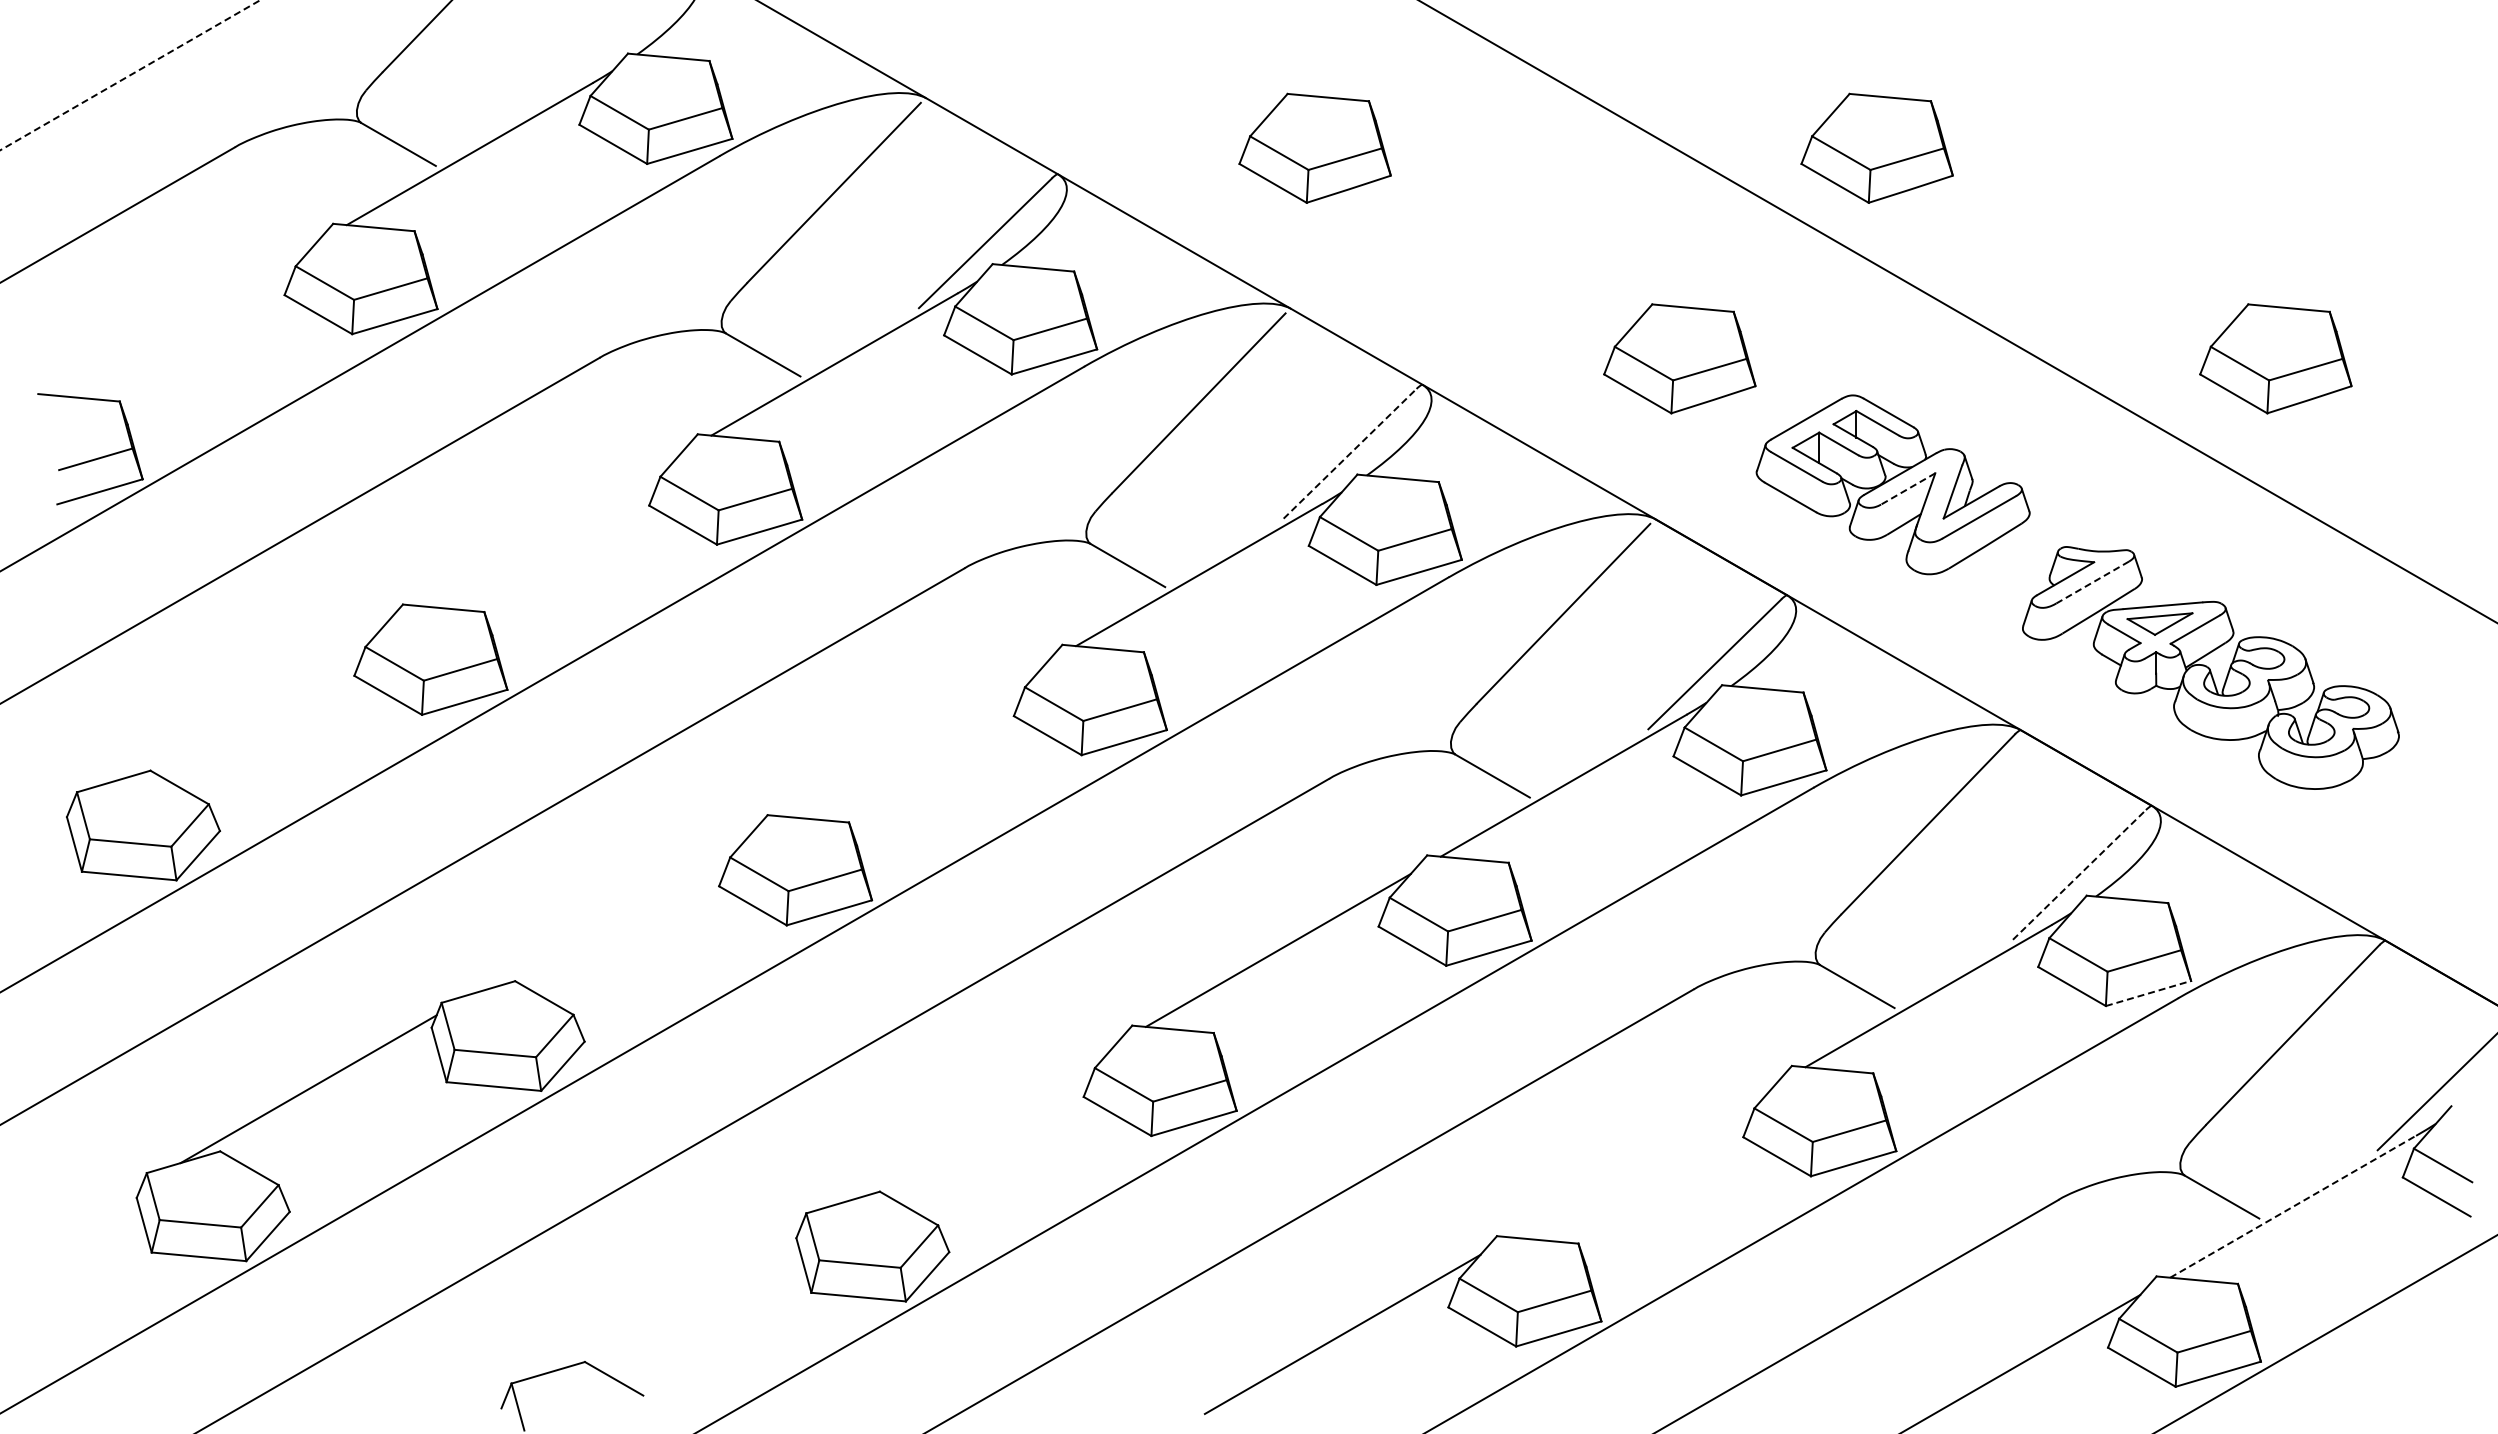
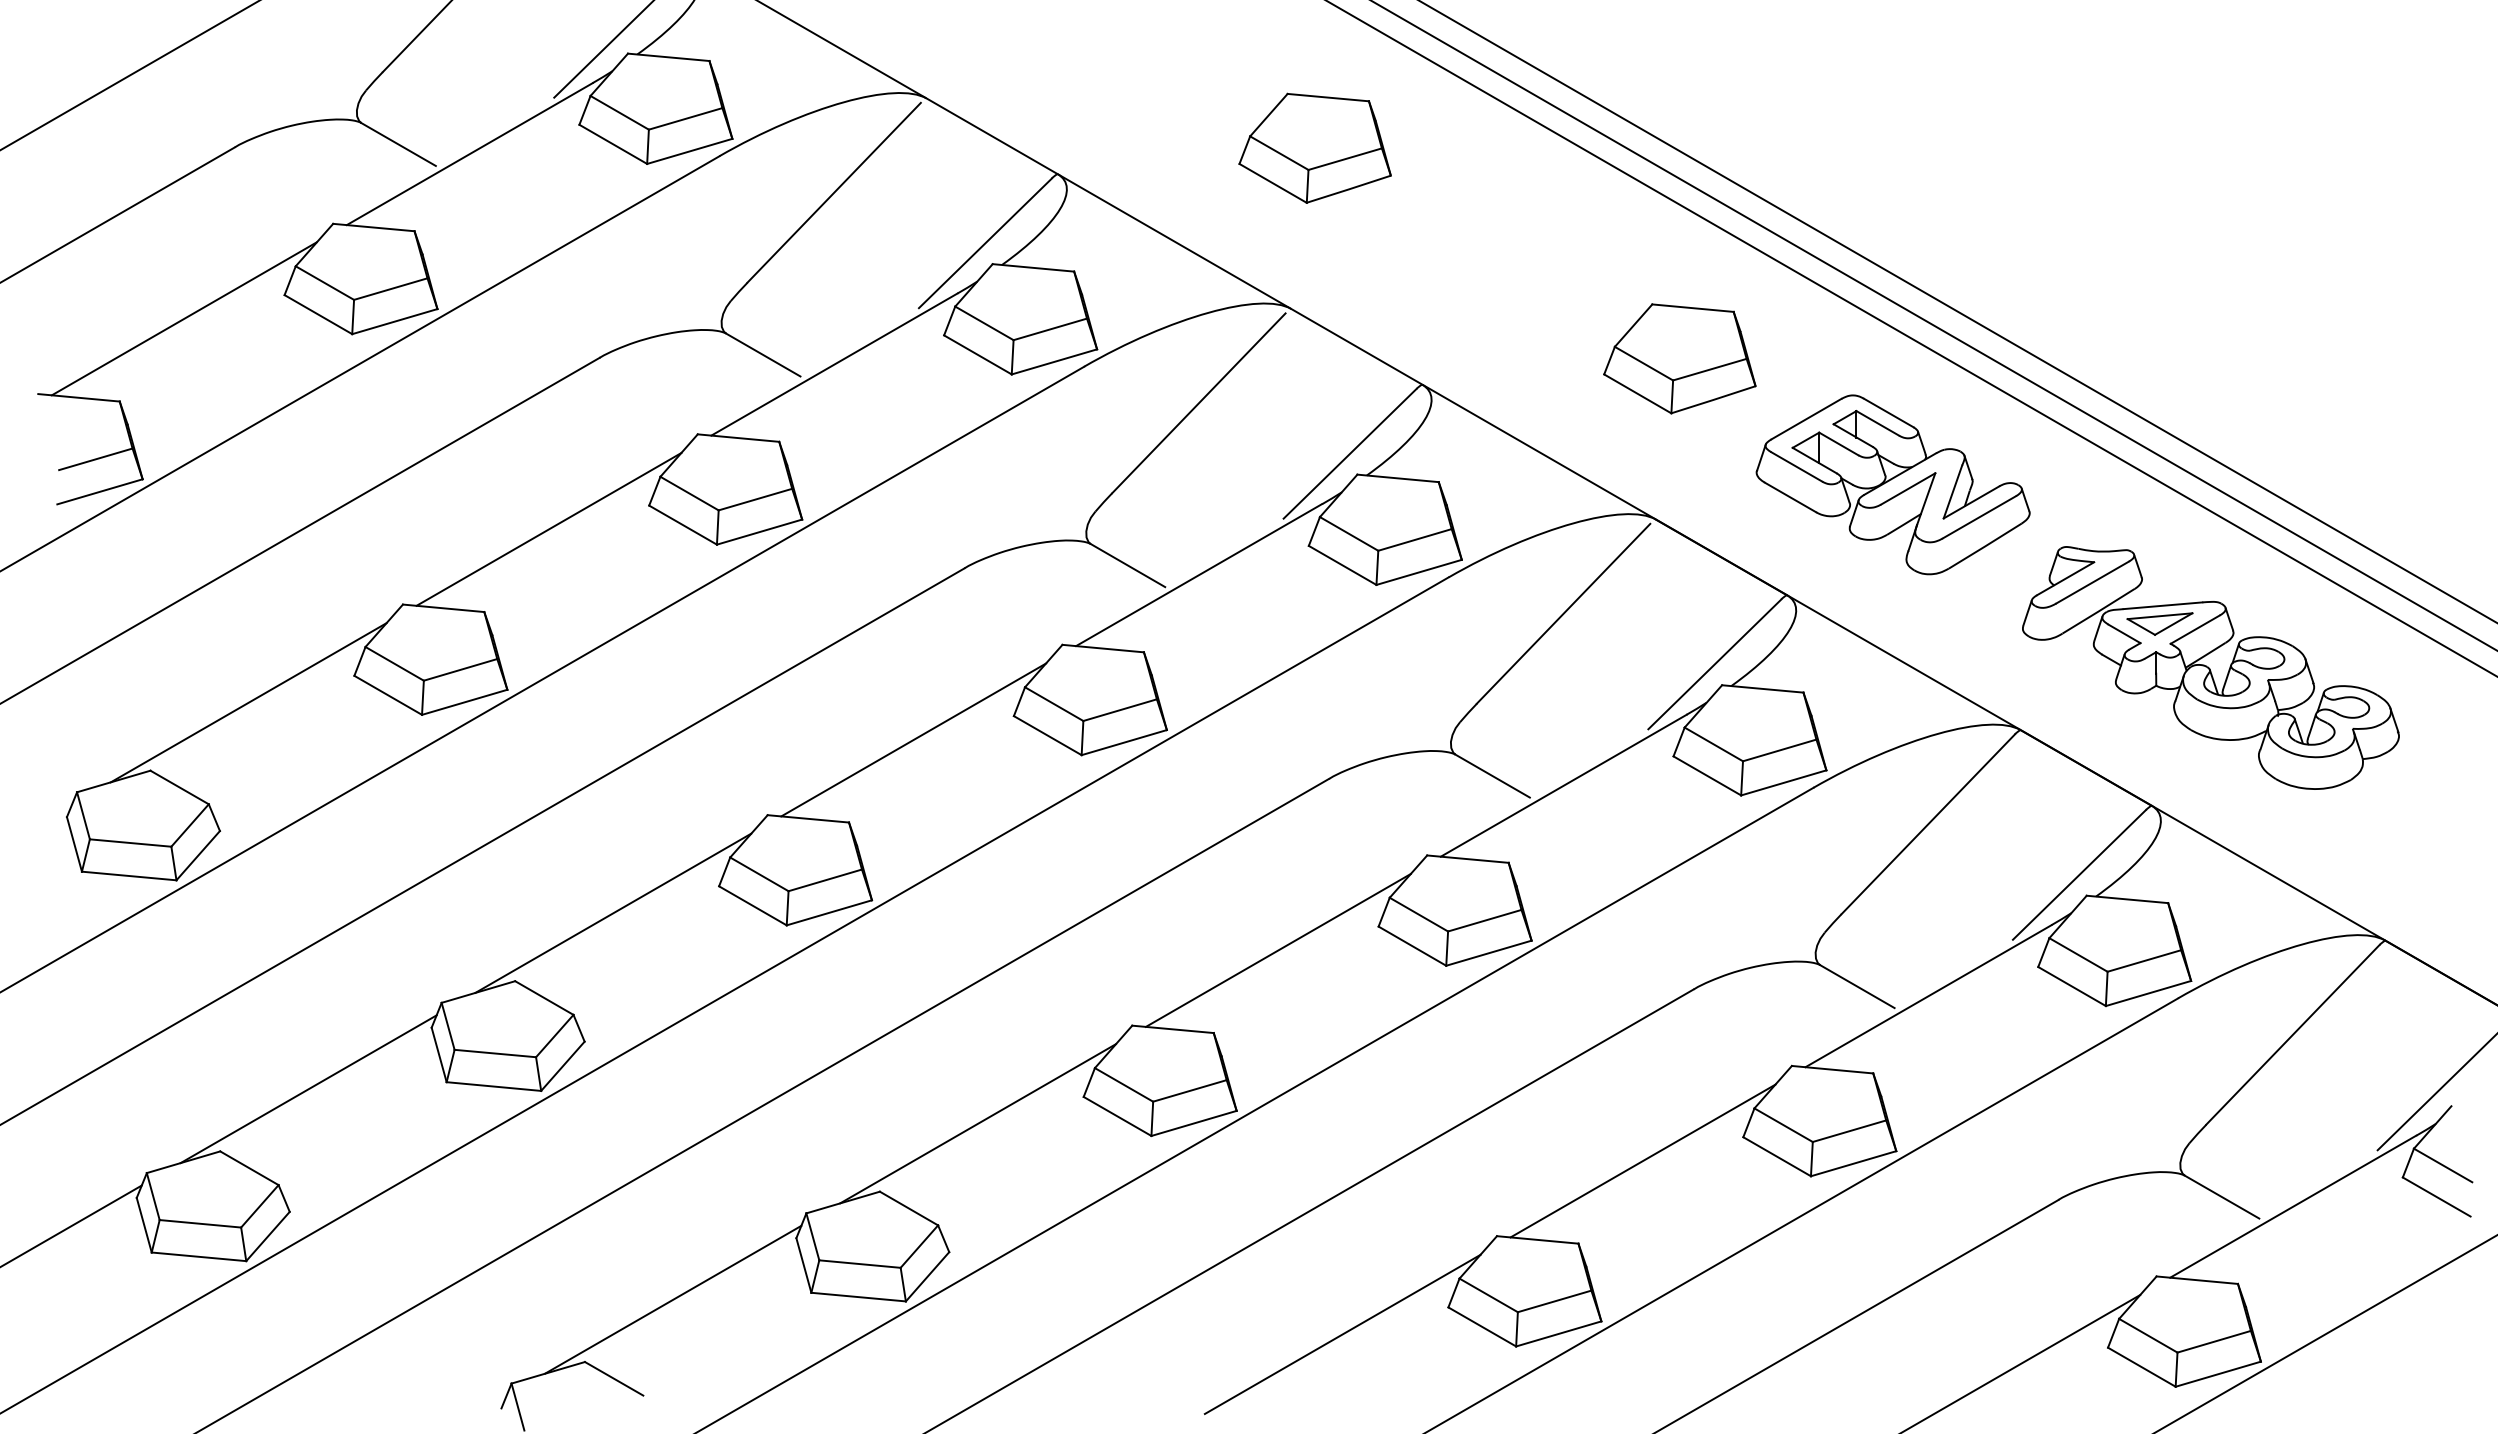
line: none -> present (603, 49)
line: dashed -> solid (130, 75)
part: present -> none (1876, 147)
line: none -> present (183, 318)
line: none -> present (1933, 325)
line: none -> present (1911, 338)
part: present -> none (2275, 358)
line: dashed -> solid (1350, 453)
line: dashed -> solid (1907, 489)
line: none -> present (548, 528)
line: dashed -> solid (2092, 582)
line: none -> present (248, 702)
line: none -> present (913, 739)
line: dashed -> solid (2079, 874)
line: none -> present (613, 912)
line: dashed -> solid (2148, 993)
line: none -> present (977, 1123)
line: none -> present (1642, 1160)
line: dashed -> solid (2293, 1206)
line: none -> present (71, 1225)
line: none -> present (673, 1299)
